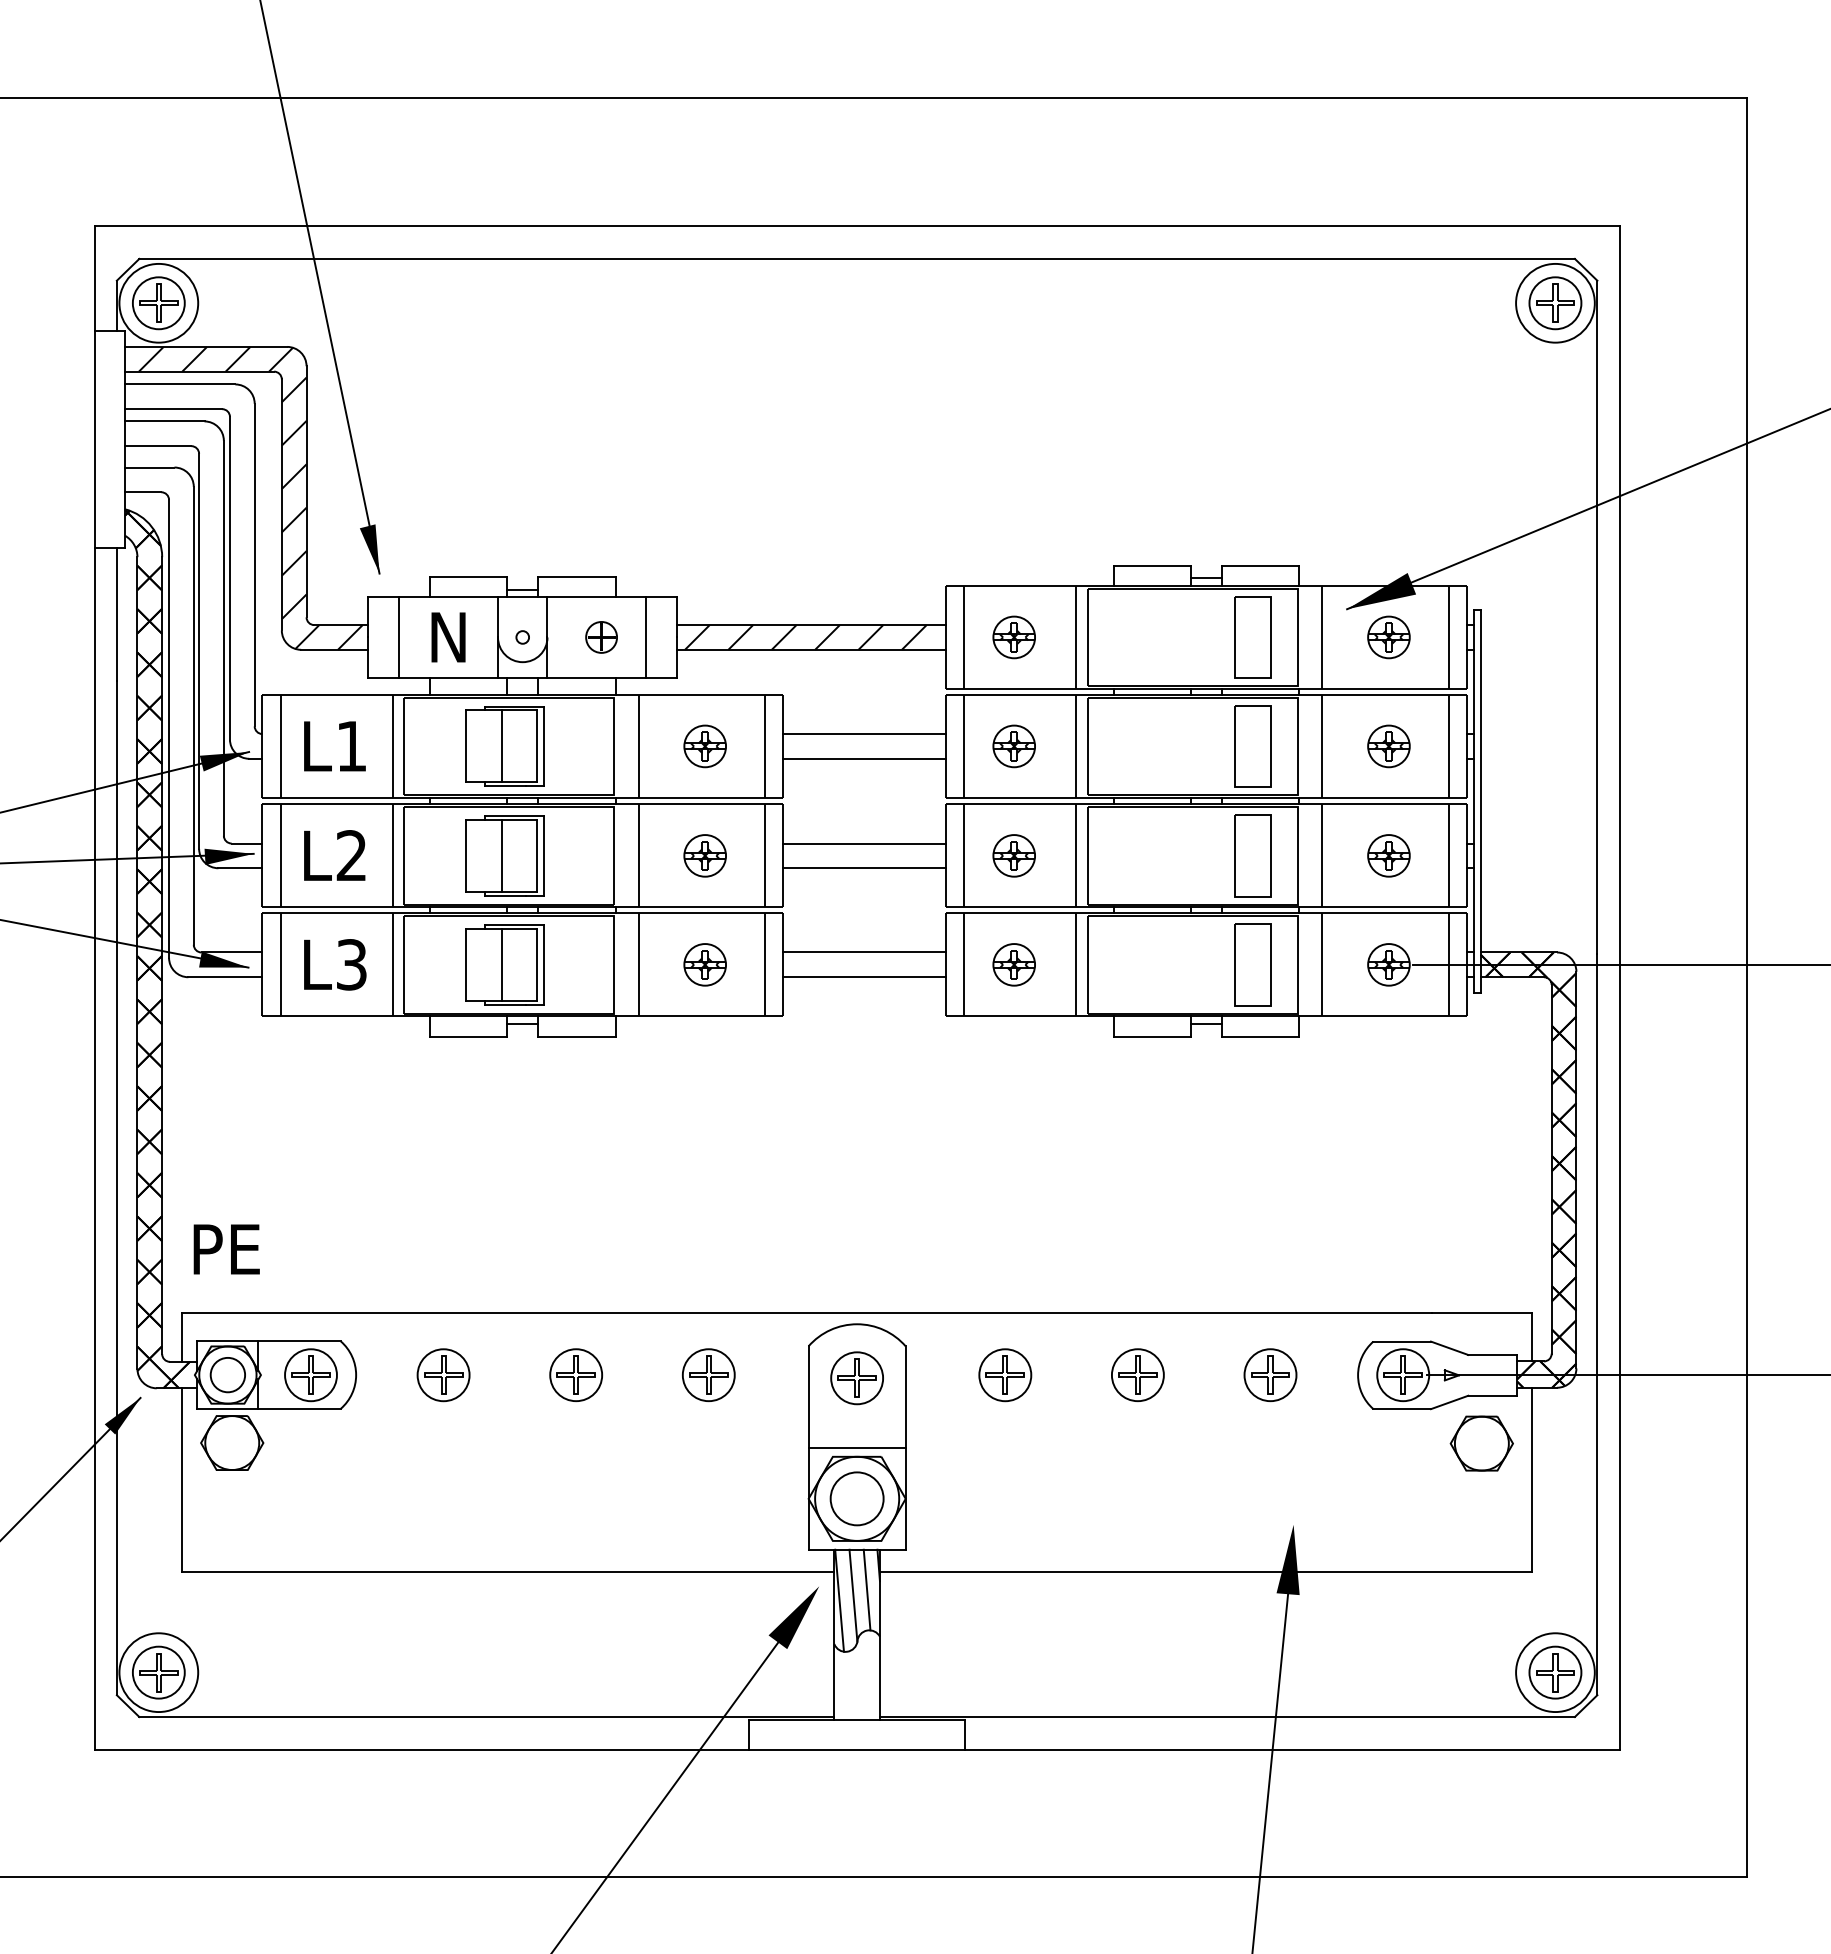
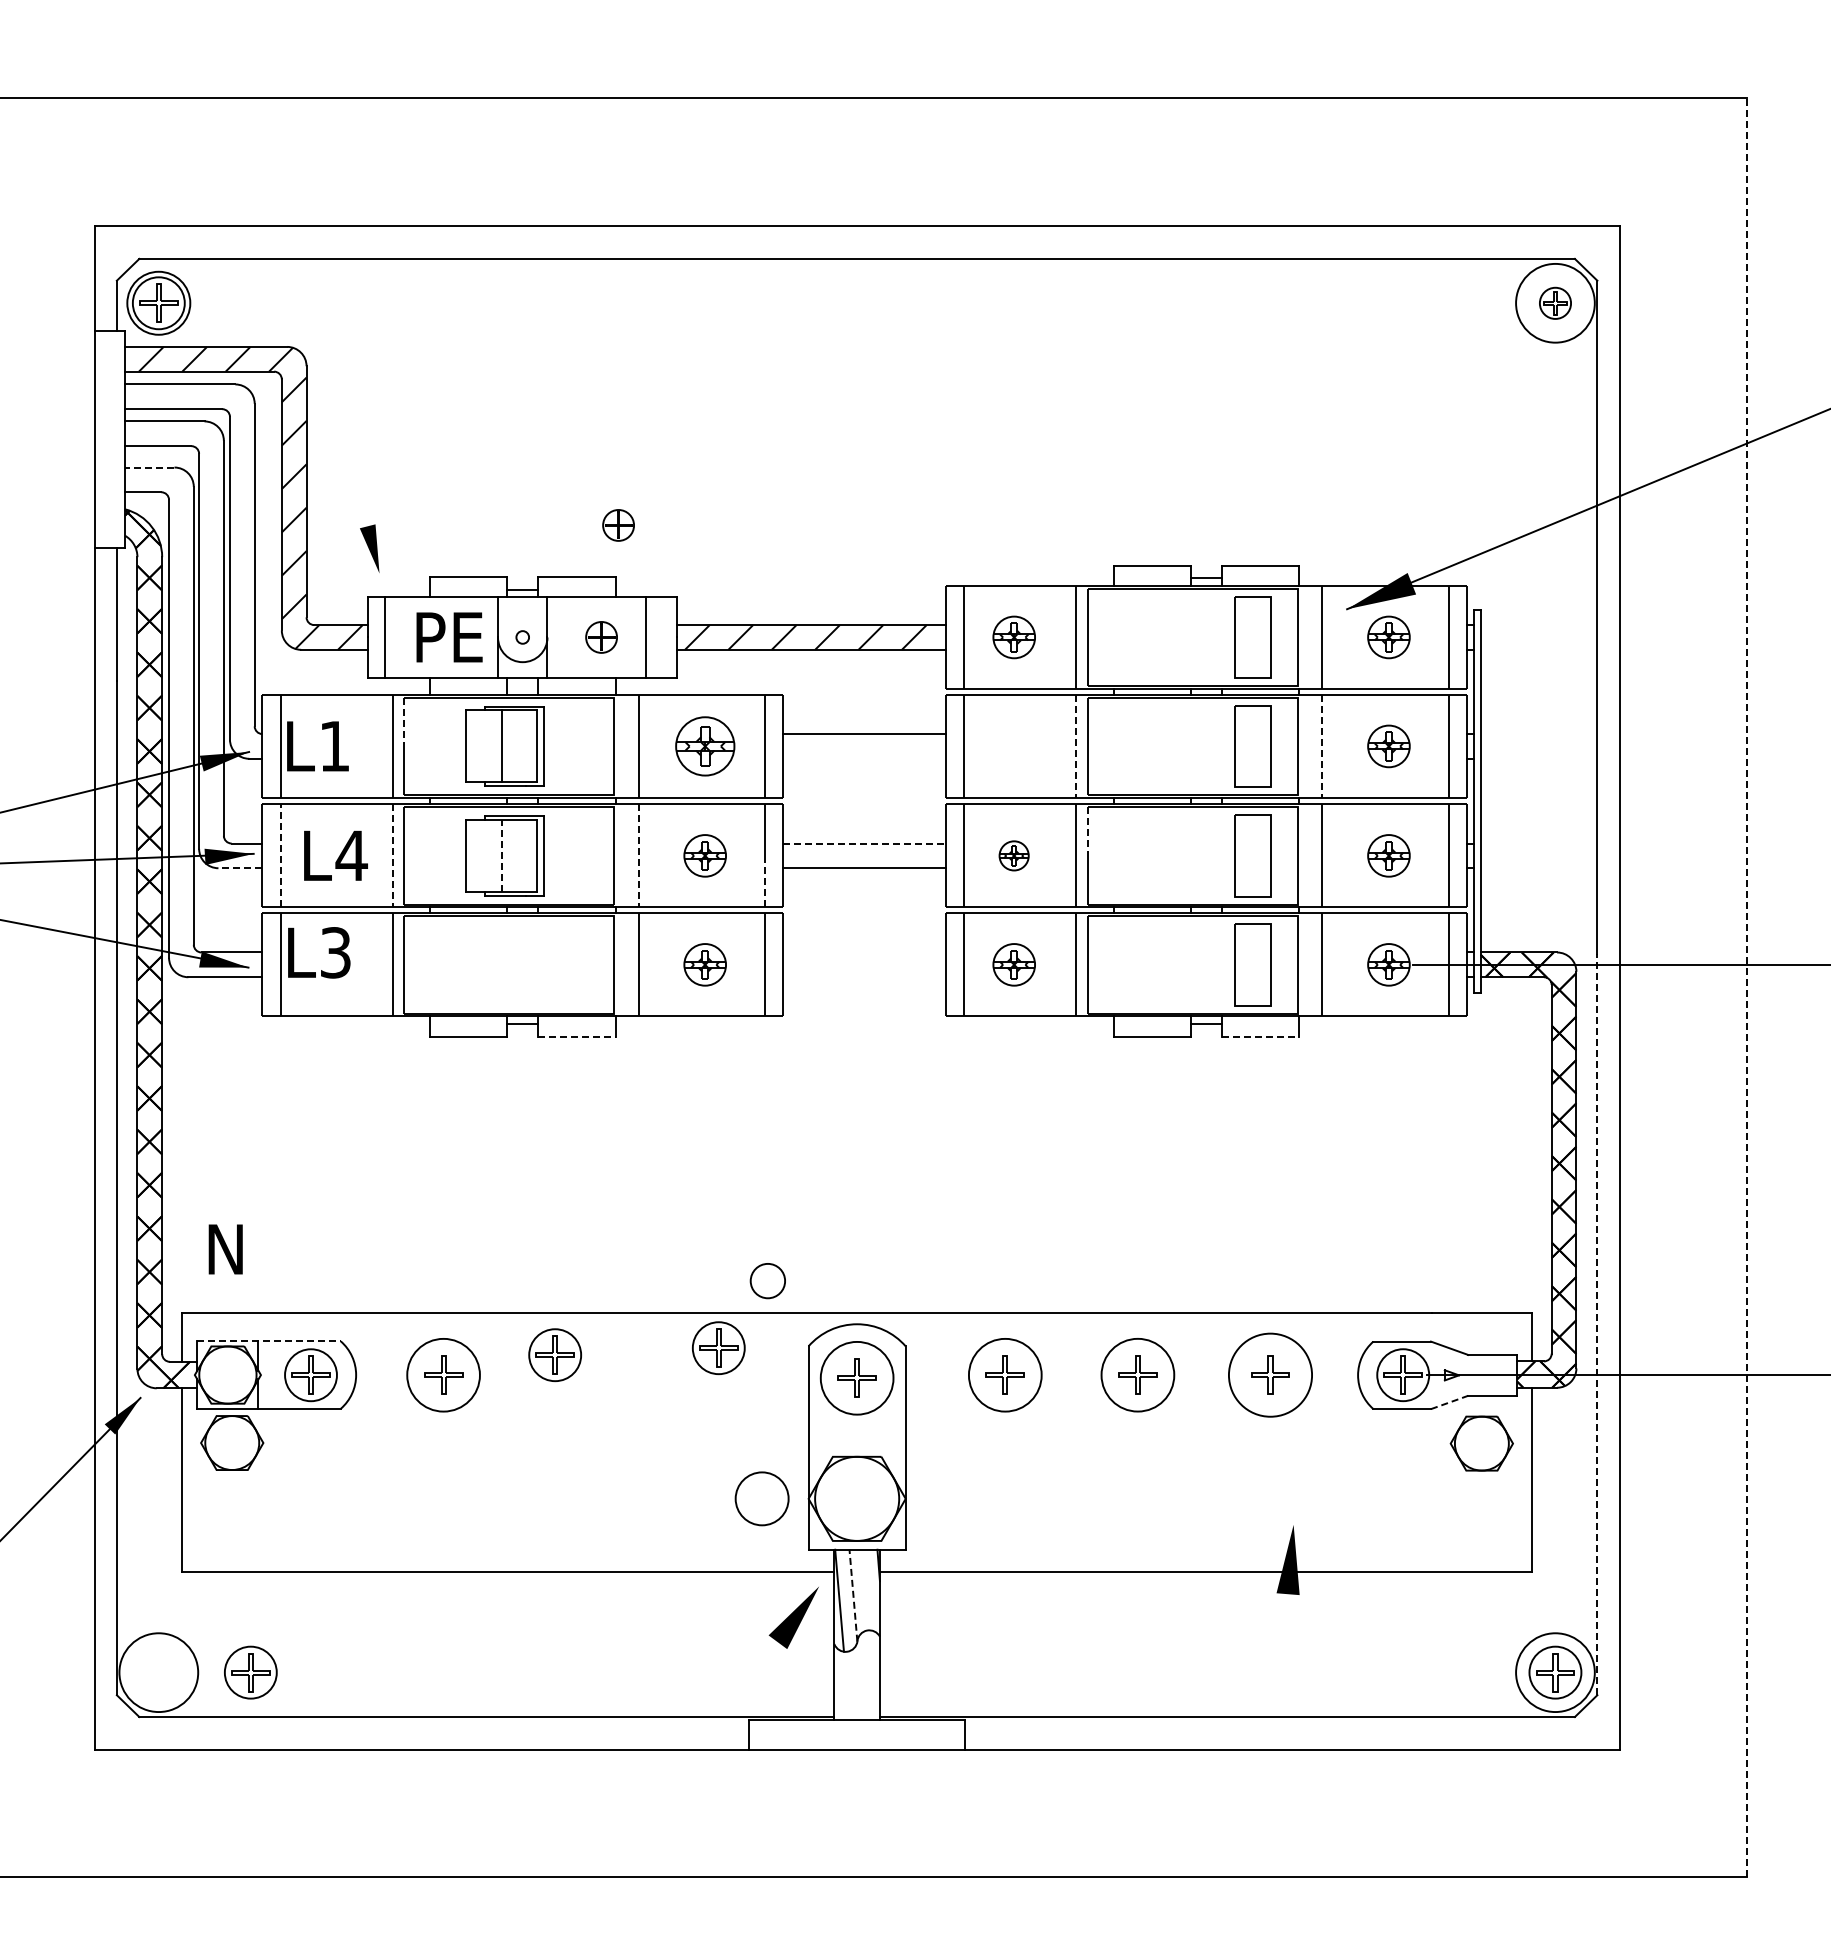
line: present -> none (319, 287)
circle diameter: 79 px -> 63 px (158, 302)
part size: 55x55 px -> 33x34 px (1555, 302)
line: solid -> dashed (149, 467)
part: none -> present (618, 525)
line position: (399, 637) -> (385, 637) (385, 637)
text: N -> PE (449, 637)
line: solid -> dashed (404, 722)
text position: (334, 746) -> (317, 746) (317, 746)
part size: 44x45 px -> 61x61 px (705, 746)
part: present -> none (1013, 746)
line: solid -> dashed (1076, 746)
line: solid -> dashed (1322, 746)
line: present -> none (864, 758)
line: solid -> dashed (1087, 832)
line: solid -> dashed (864, 843)
line: solid -> dashed (280, 855)
text: L2 -> L4 (351, 855)
line: solid -> dashed (392, 855)
line: solid -> dashed (501, 855)
line: solid -> dashed (638, 855)
part size: 44x44 px -> 32x32 px (1013, 855)
line: solid -> dashed (240, 868)
line: solid -> dashed (764, 881)
line: present -> none (864, 952)
text position: (335, 964) -> (319, 952) (319, 952)
part: present -> none (504, 964)
line: present -> none (864, 977)
line: solid -> dashed (1746, 987)
line: solid -> dashed (576, 1036)
line: solid -> dashed (1260, 1036)
text: PE -> N (226, 1249)
line: solid -> dashed (1597, 1324)
line: solid -> dashed (268, 1341)
circle position: (227, 1375) -> (767, 1281) (767, 1281)
circle diameter: 52 px -> 73 px (443, 1374)
part position: (576, 1375) -> (555, 1355) (555, 1355)
part position: (708, 1375) -> (718, 1348) (718, 1348)
circle diameter: 52 px -> 73 px (1004, 1374)
circle diameter: 52 px -> 73 px (1137, 1374)
circle diameter: 52 px -> 83 px (1270, 1374)
circle diameter: 52 px -> 73 px (856, 1377)
line: solid -> dashed (1449, 1402)
line: present -> none (856, 1448)
circle position: (856, 1498) -> (761, 1498) (761, 1498)
line: present -> none (866, 1589)
line: solid -> dashed (853, 1595)
part position: (158, 1672) -> (250, 1672) (250, 1672)
line: present -> none (1270, 1772)
line: present -> none (666, 1795)
